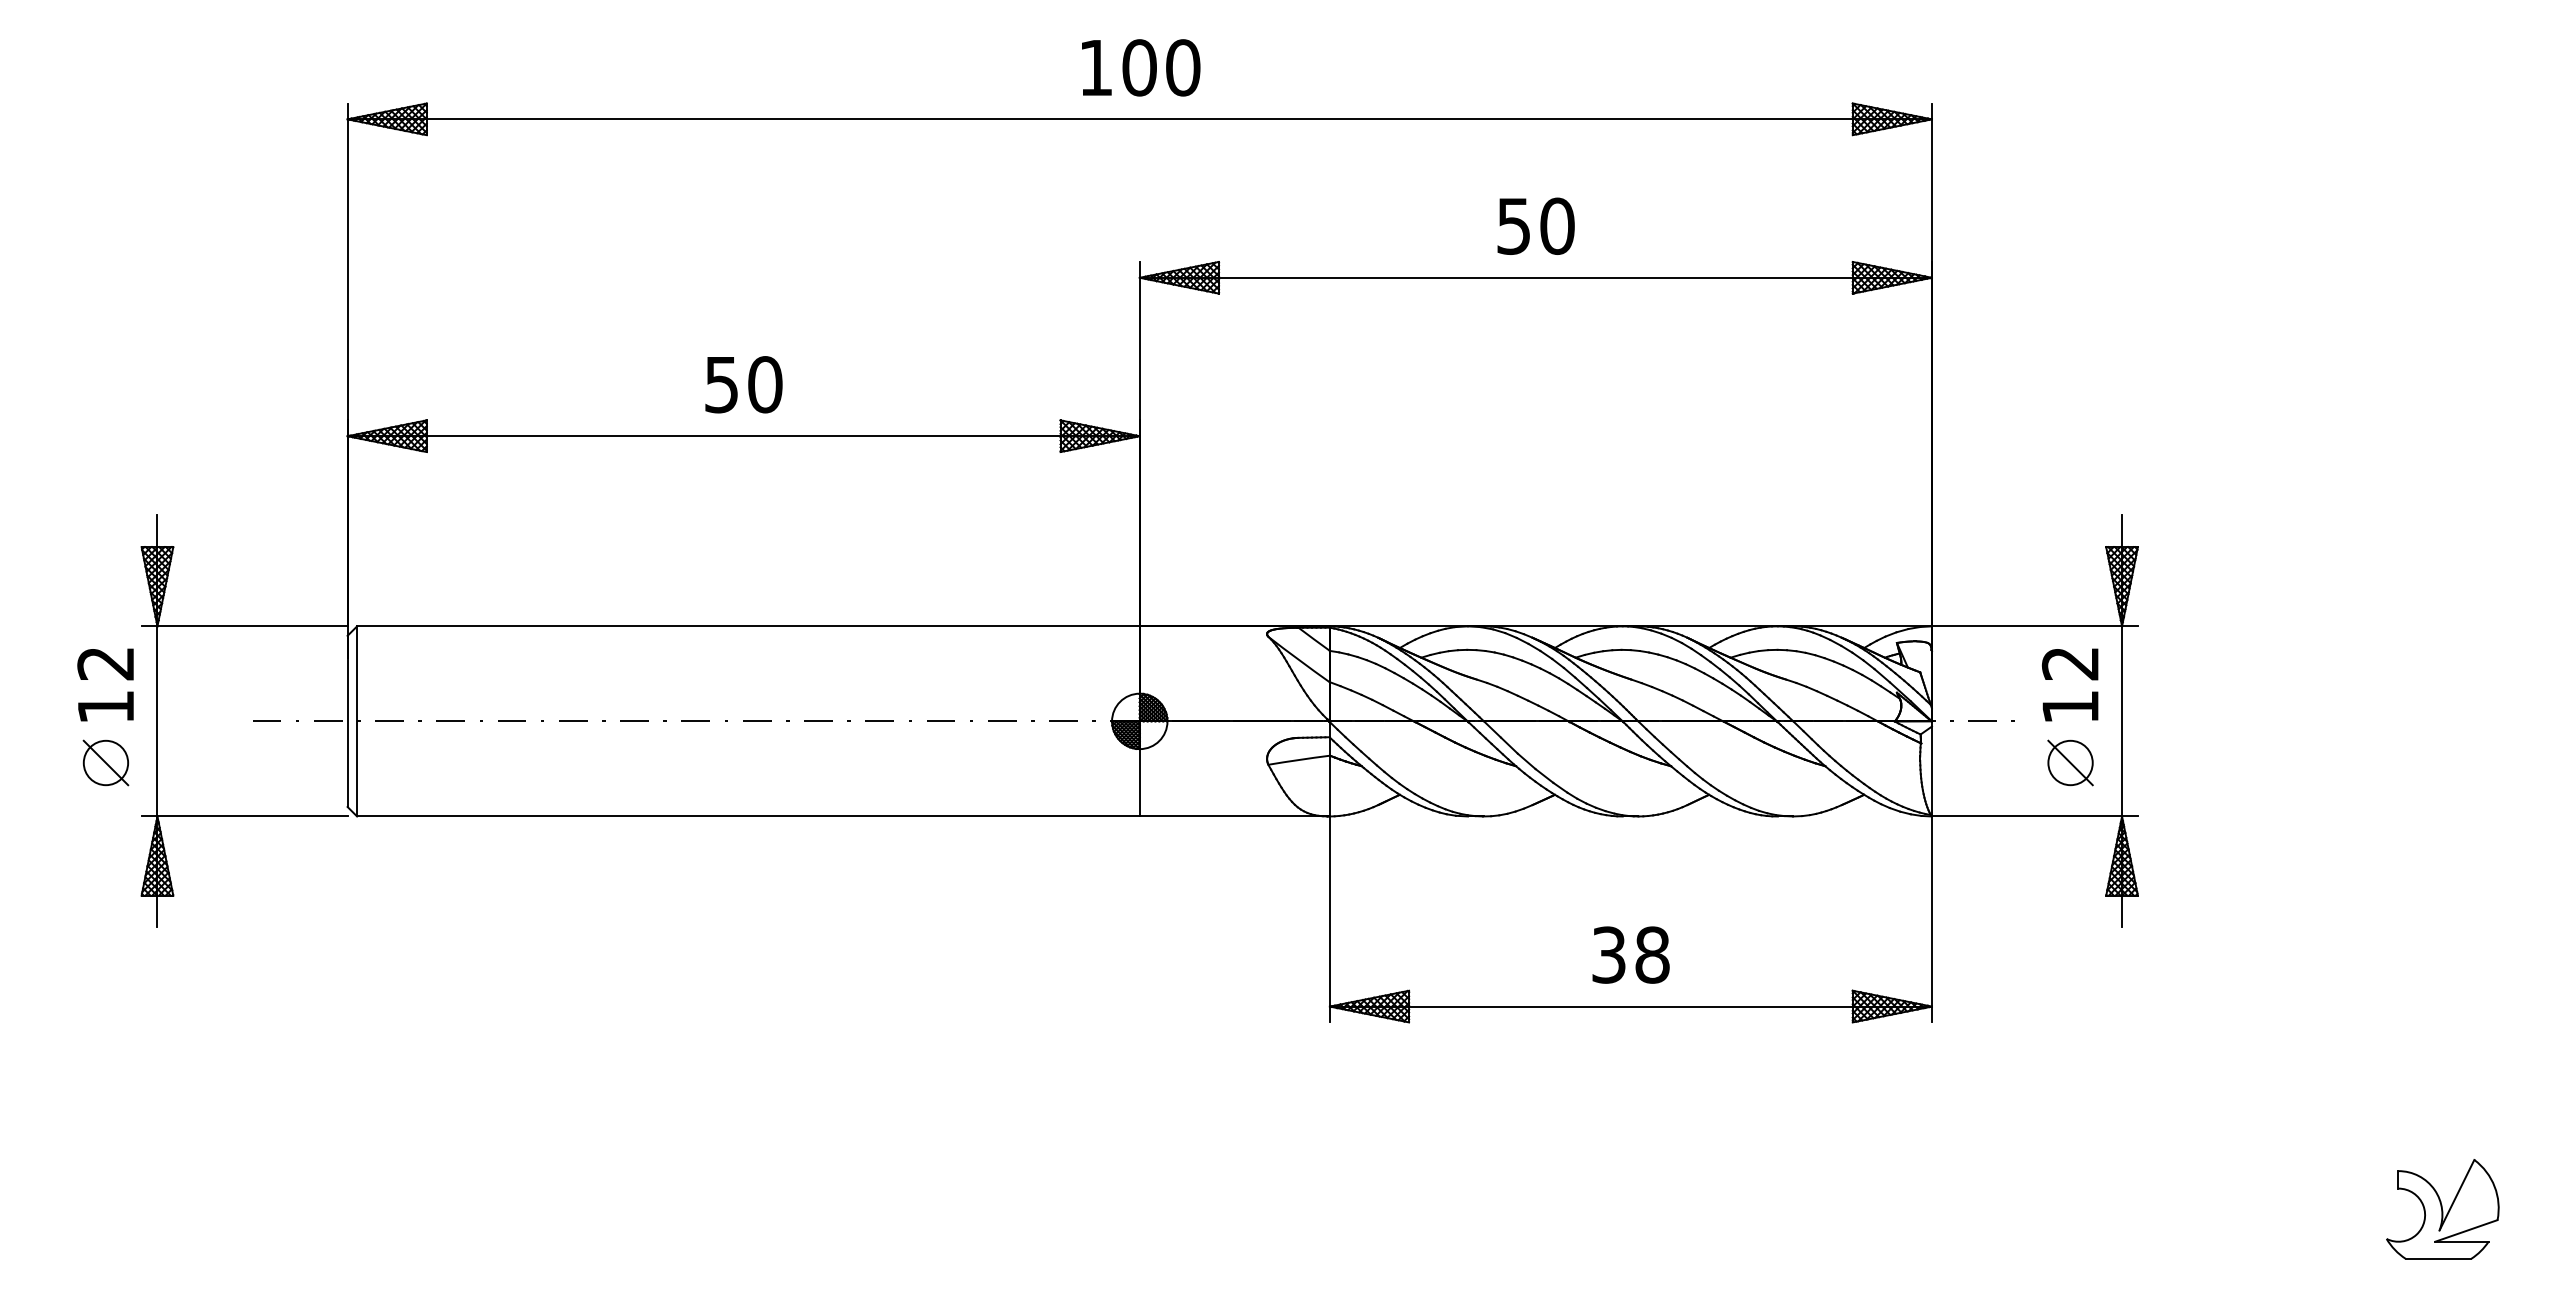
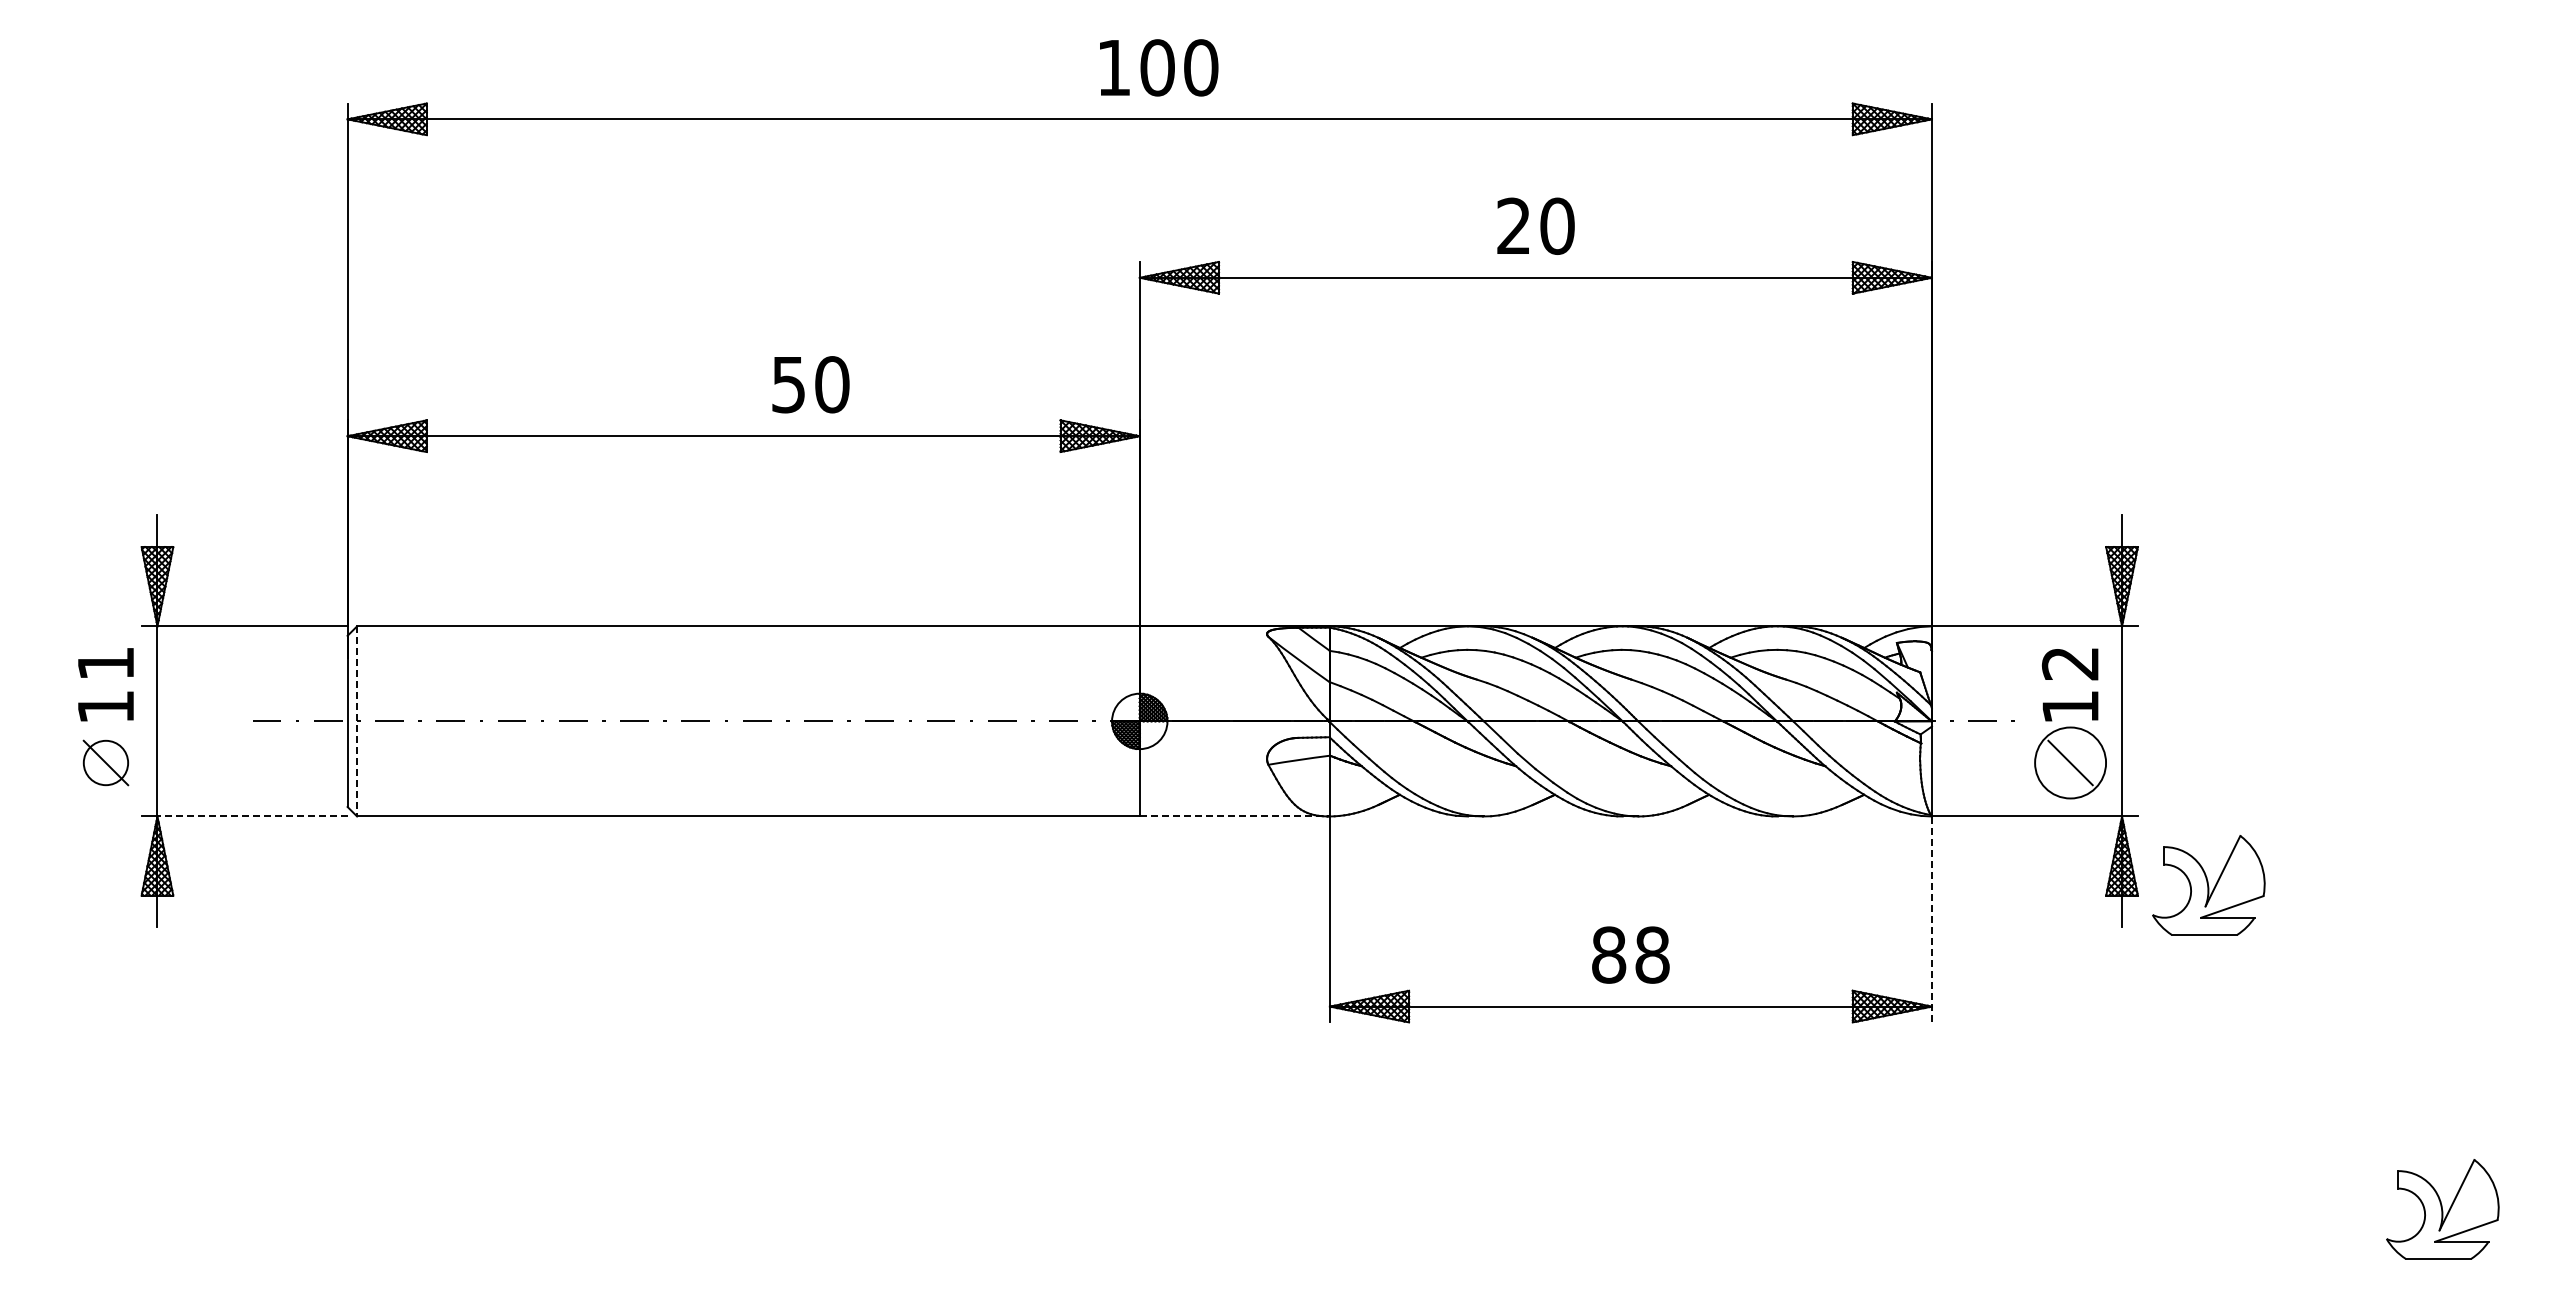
text position: (1141, 67) -> (1159, 67) (1159, 67)
text: 50 -> 20 (1513, 225)
text position: (743, 384) -> (810, 384) (810, 384)
text: 12 -> 11 (105, 664)
line: solid -> dashed (357, 721)
circle diameter: 44 px -> 71 px (2070, 762)
line: solid -> dashed (252, 816)
line: solid -> dashed (1234, 816)
part: none -> present (2208, 885)
line: solid -> dashed (1931, 919)
text: 38 -> 88 (1609, 954)
